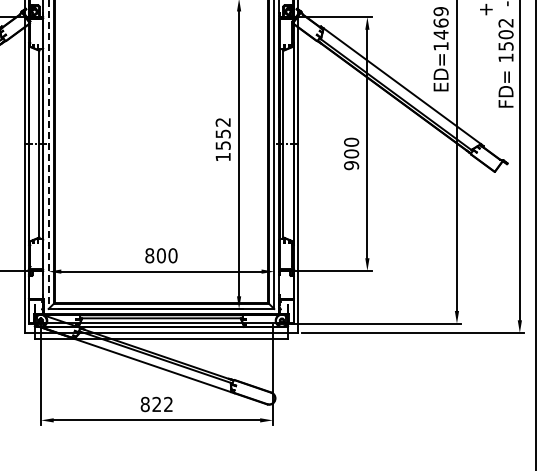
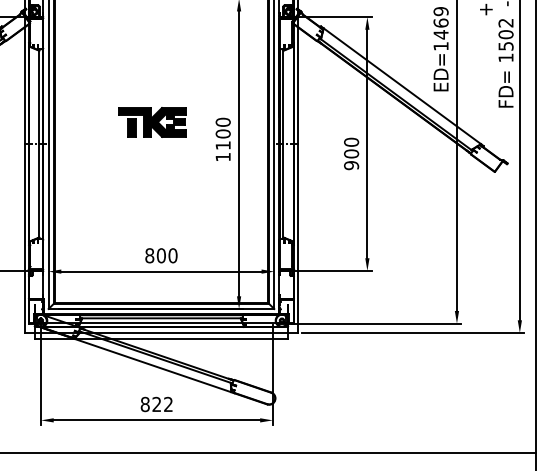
part: none -> present (152, 122)
text: 1552 -> 1100 (222, 133)
line: dashed -> solid (48, 155)
line: none -> present (269, 453)
